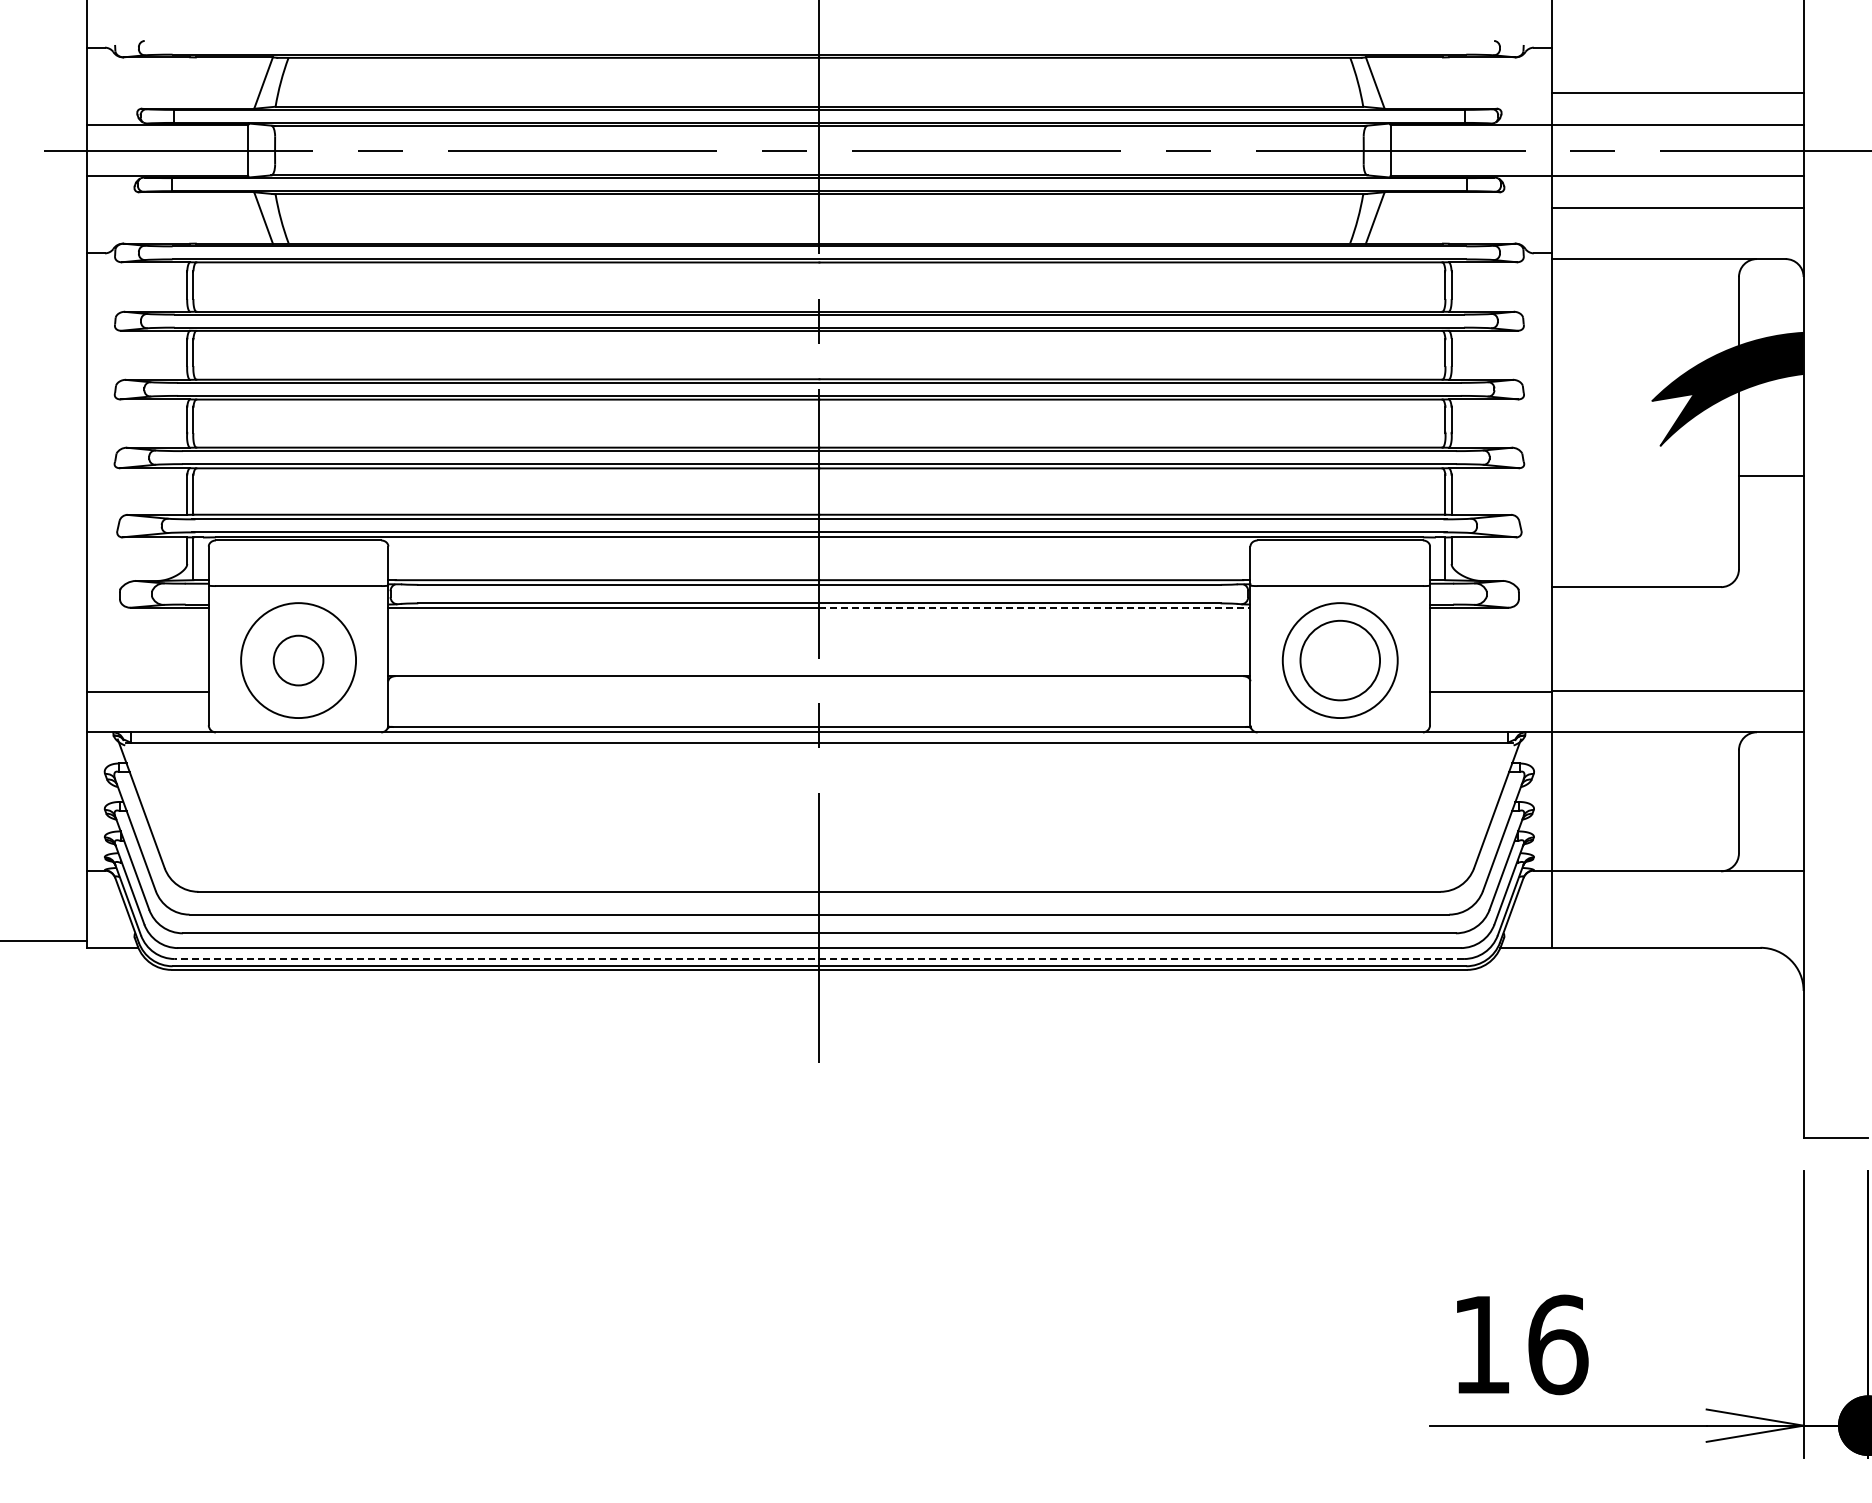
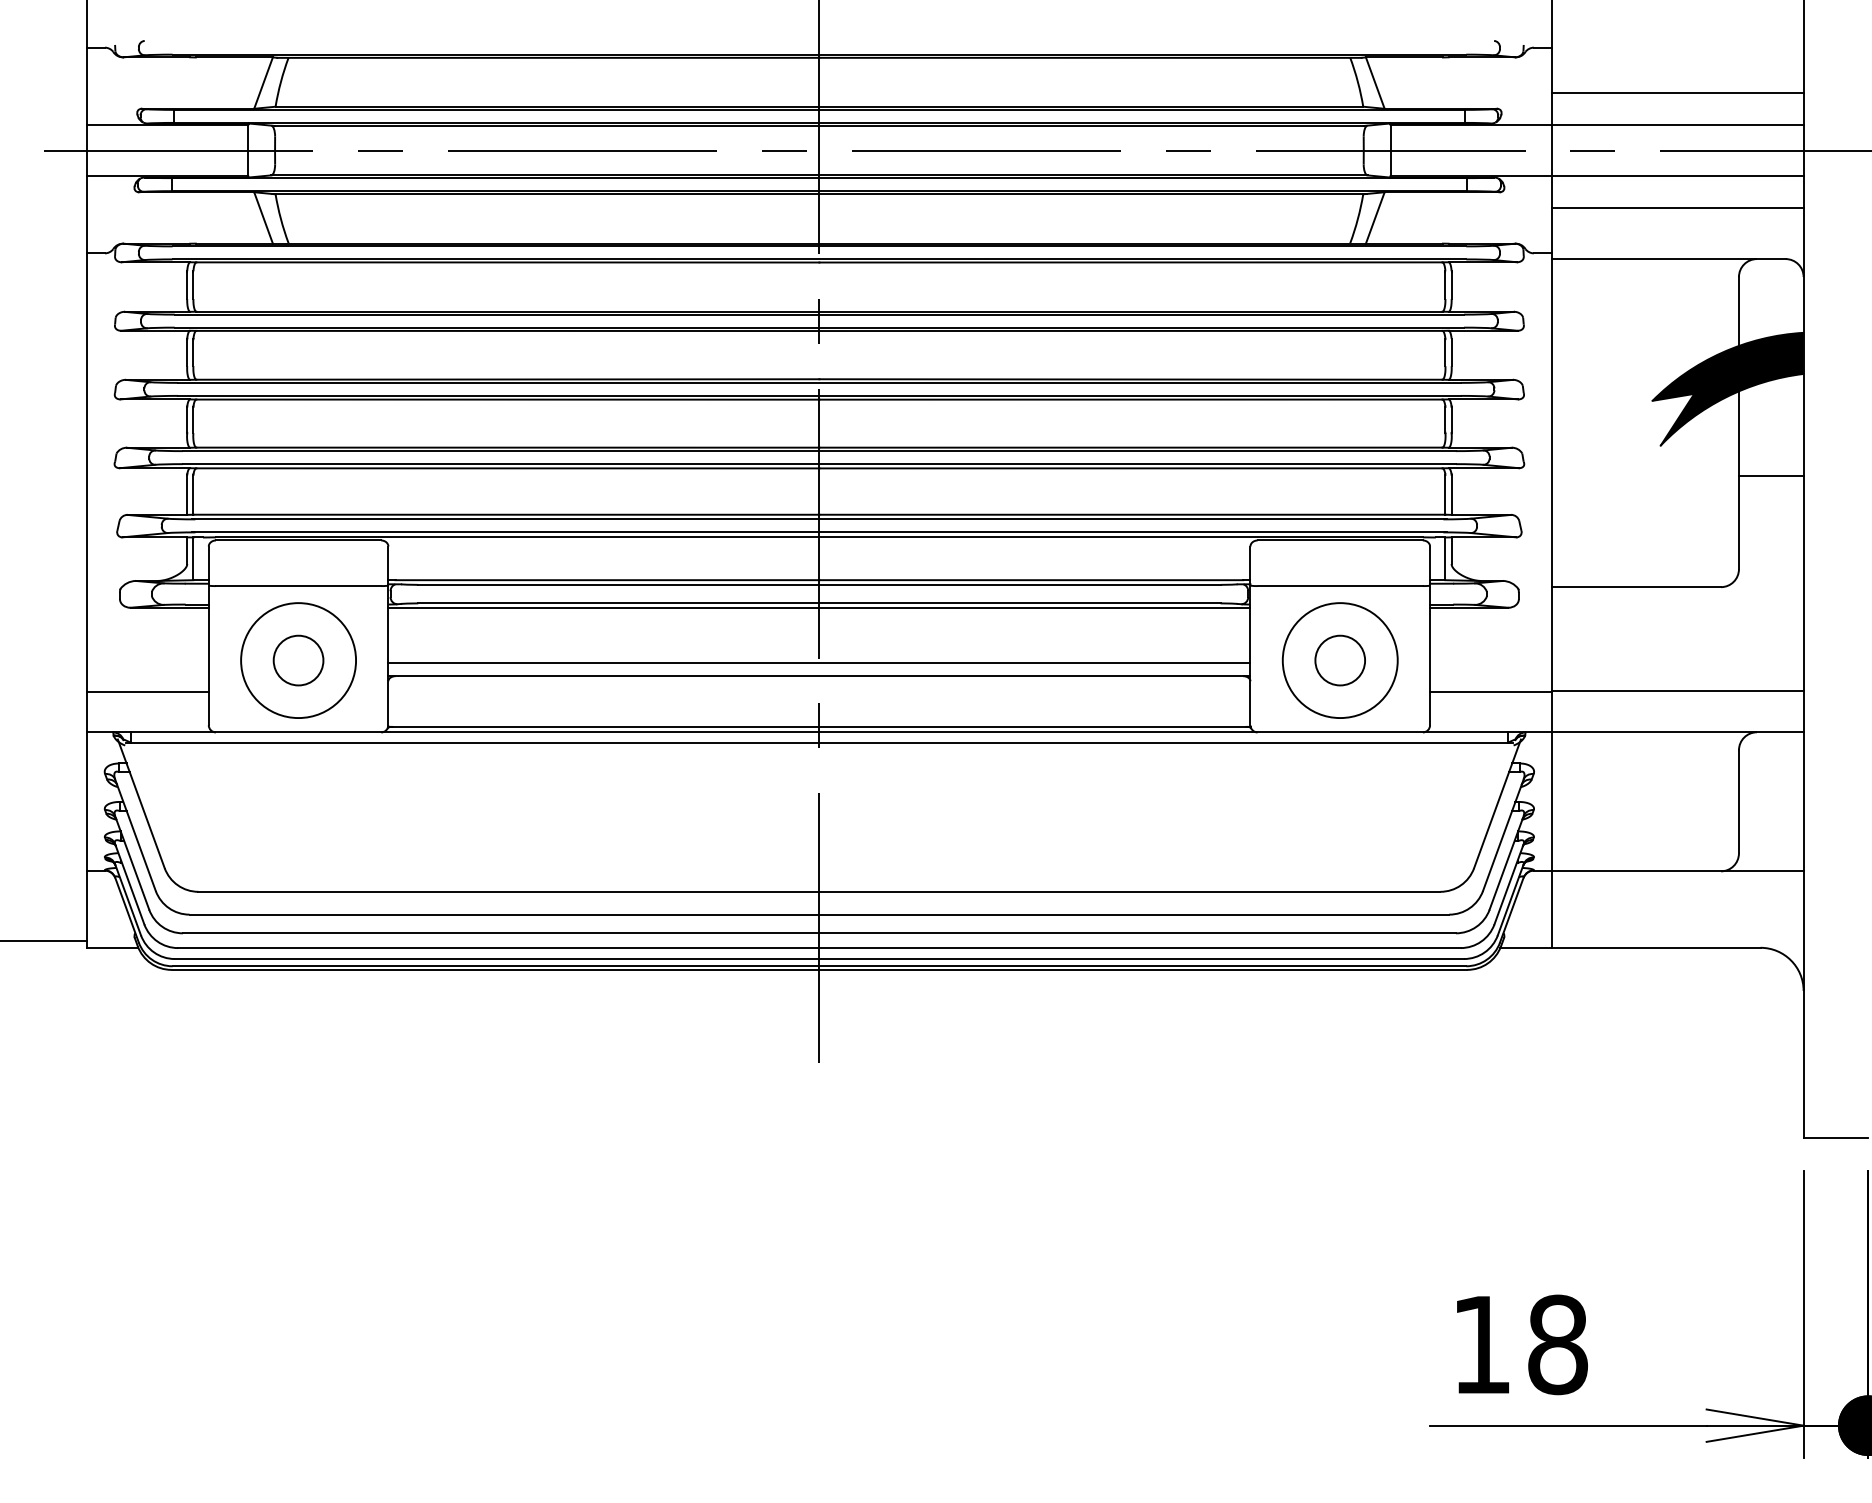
line: dashed -> solid (1034, 607)
circle diameter: 80 px -> 50 px (1340, 660)
line: none -> present (819, 663)
line: dashed -> solid (819, 959)
text: 16 -> 18 (1558, 1344)
